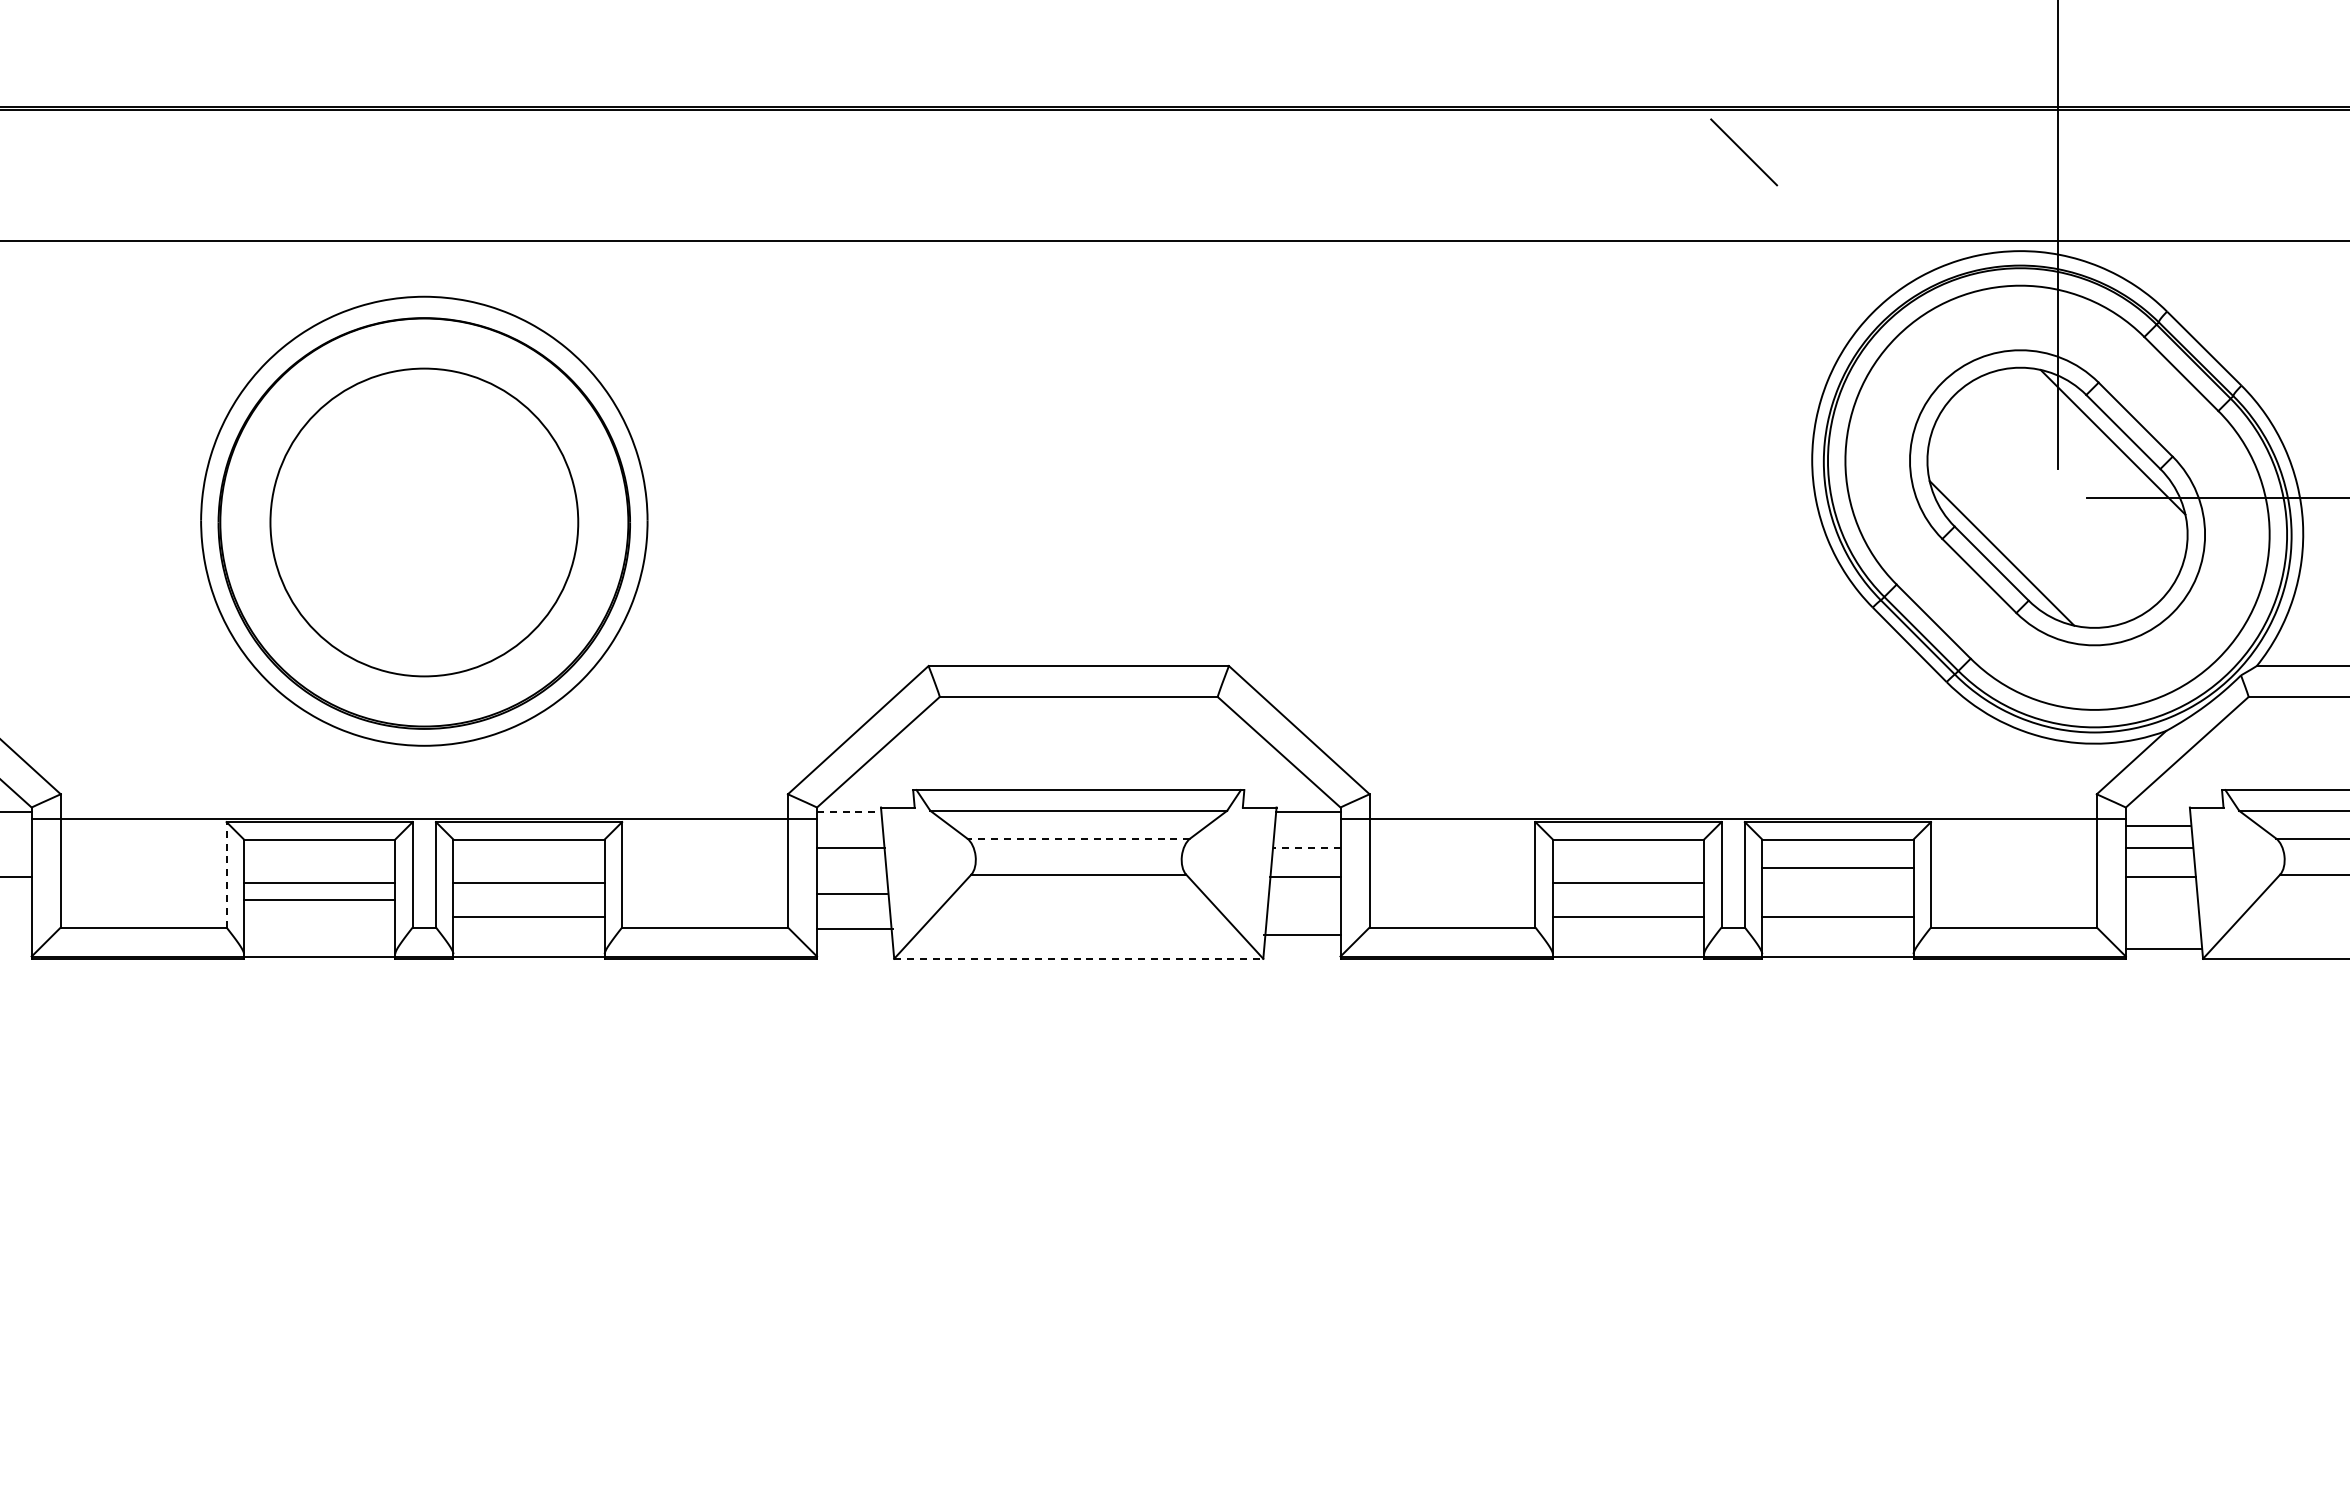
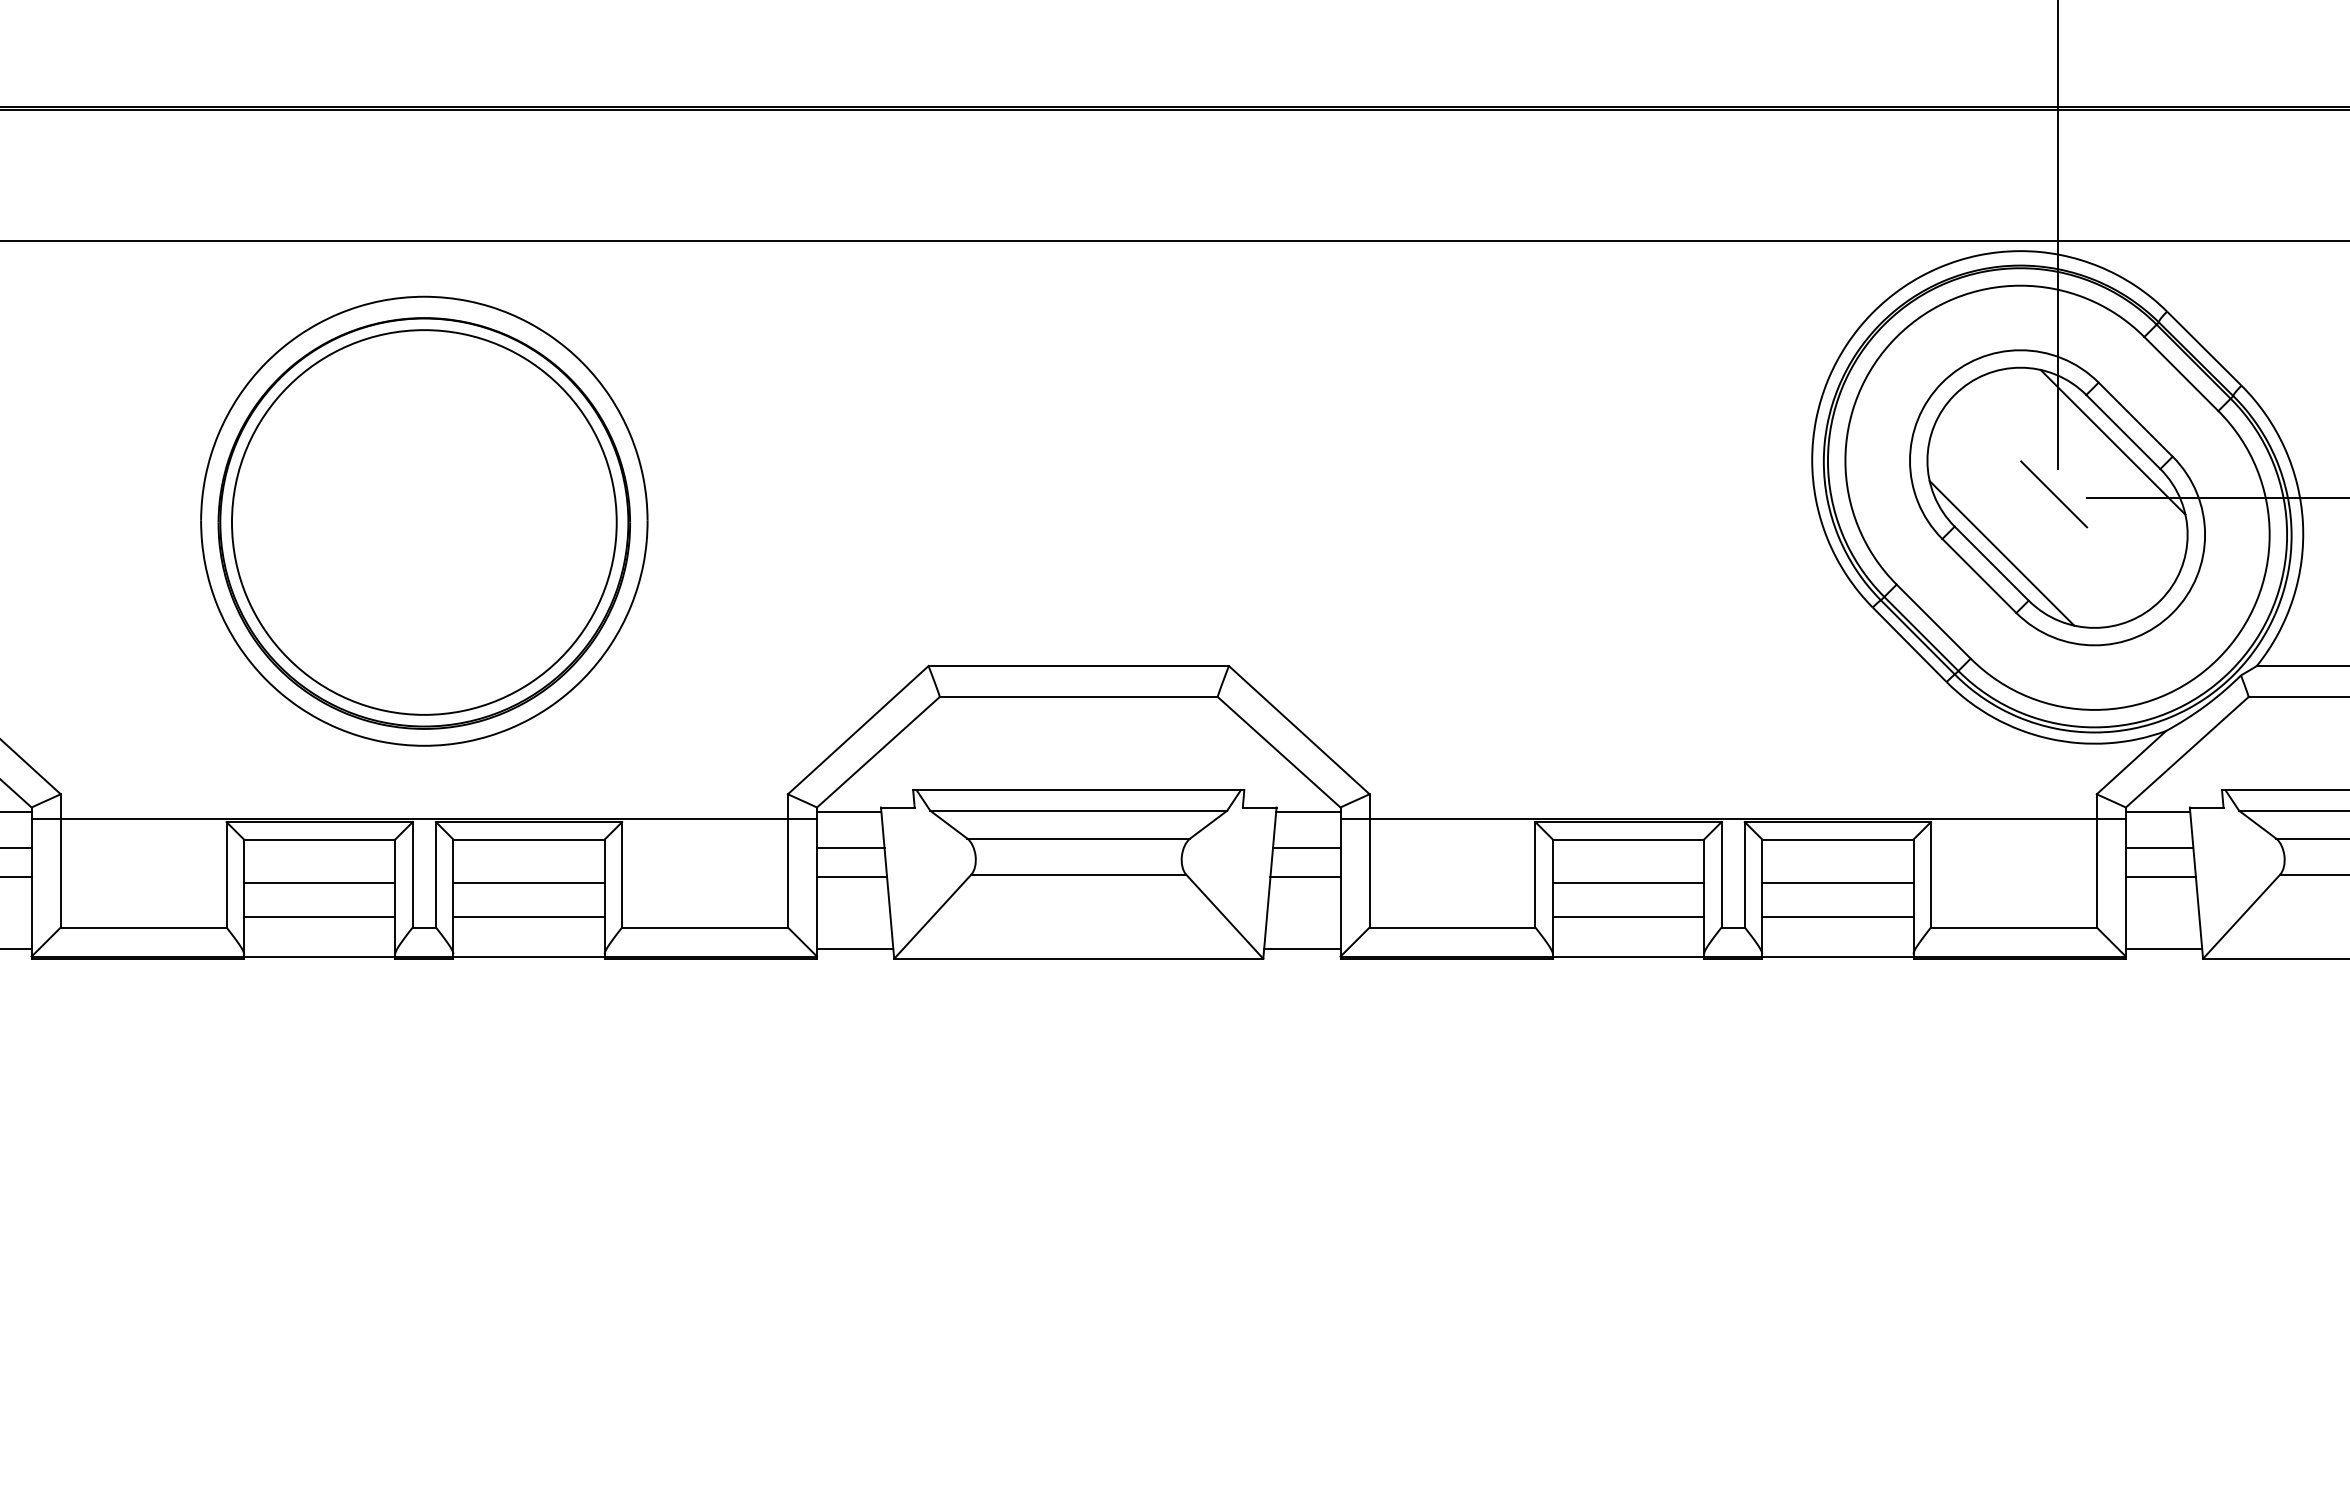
line position: (1744, 152) -> (2054, 494) (2054, 494)
circle diameter: 308 px -> 385 px (423, 522)
line: dashed -> solid (849, 811)
line position: (2157, 825) -> (2157, 811) (2157, 811)
line: dashed -> solid (1078, 838)
line: none -> present (16, 848)
line: dashed -> solid (1306, 848)
line position: (1837, 868) -> (1837, 883) (1837, 883)
line: dashed -> solid (226, 874)
line position: (852, 894) -> (852, 877) (852, 877)
line position: (319, 899) -> (319, 916) (319, 916)
line position: (855, 929) -> (855, 949) (855, 949)
line position: (1302, 935) -> (1302, 949) (1302, 949)
line: none -> present (16, 949)
line: dashed -> solid (1078, 958)
